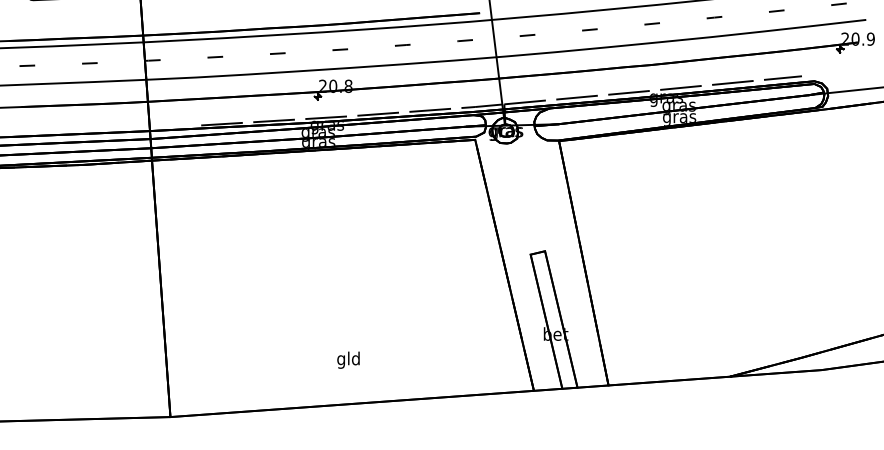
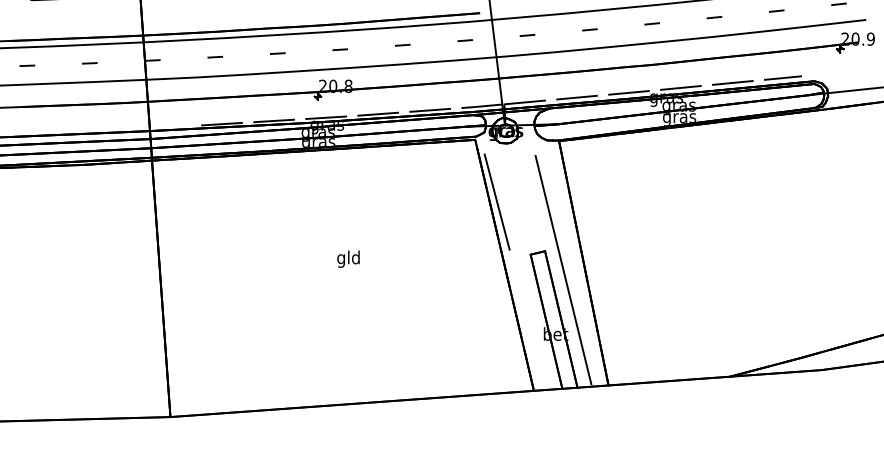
line: none -> present (496, 201)
line: none -> present (563, 269)
text position: (348, 359) -> (348, 258) (348, 258)
